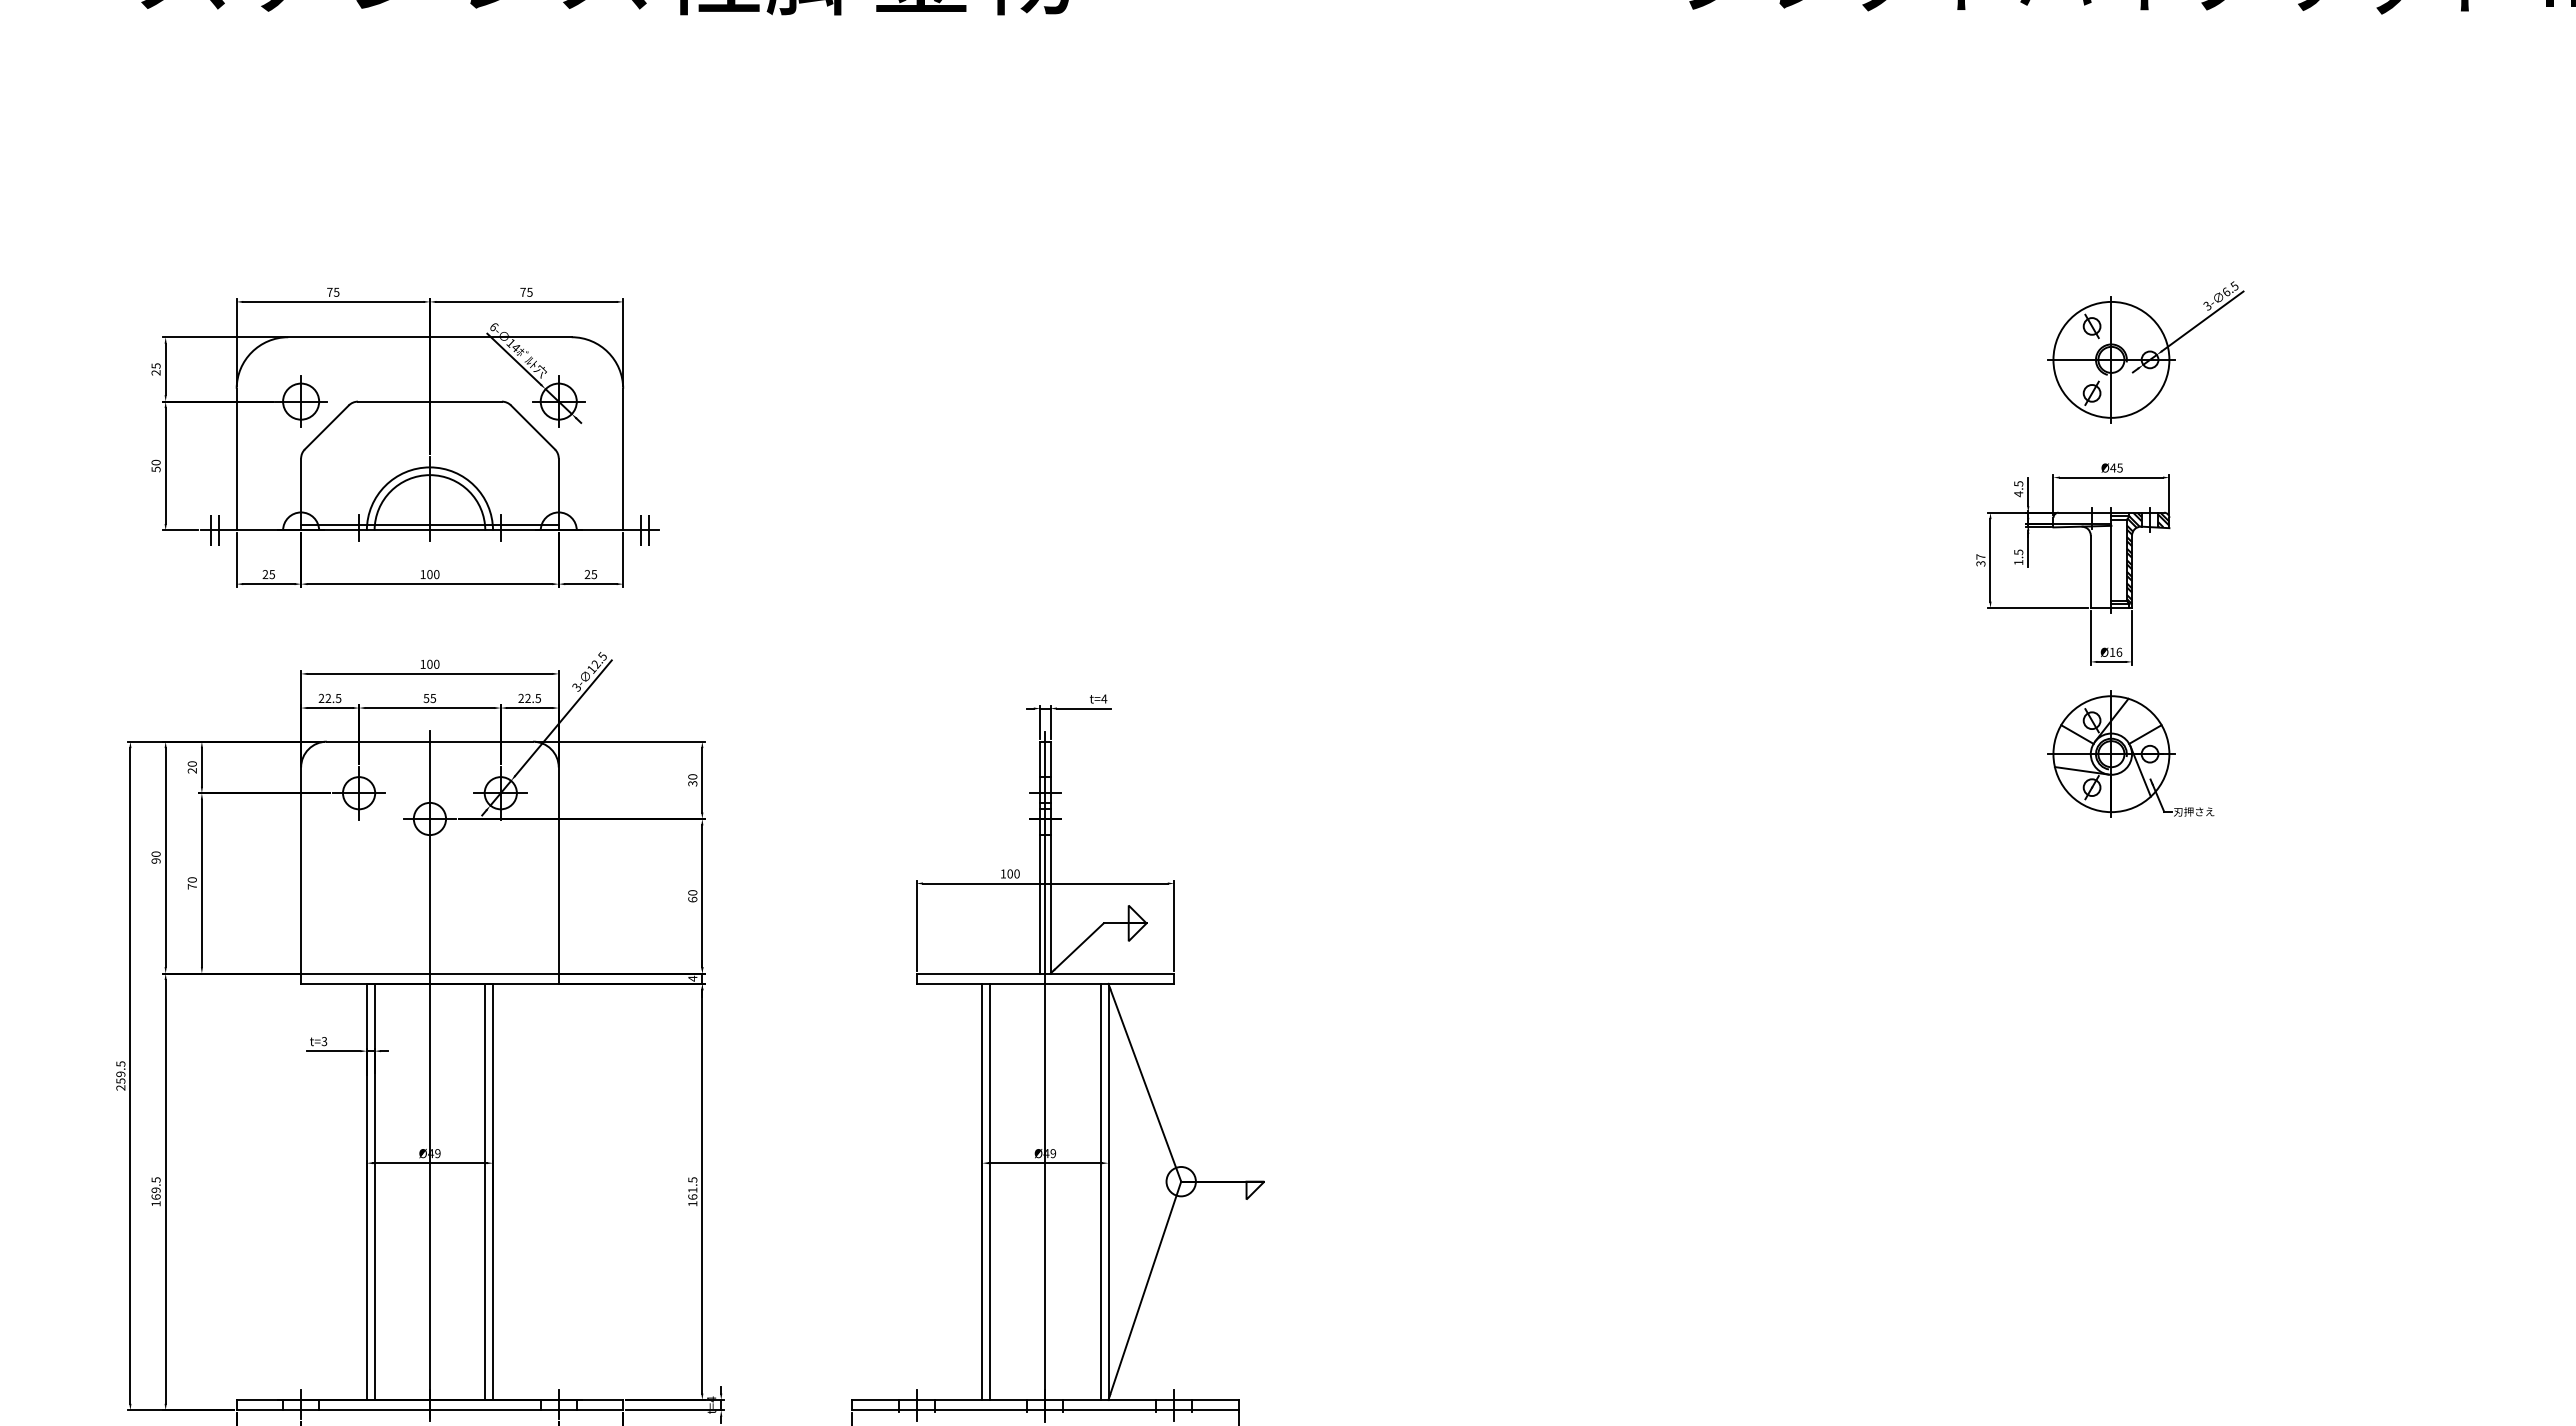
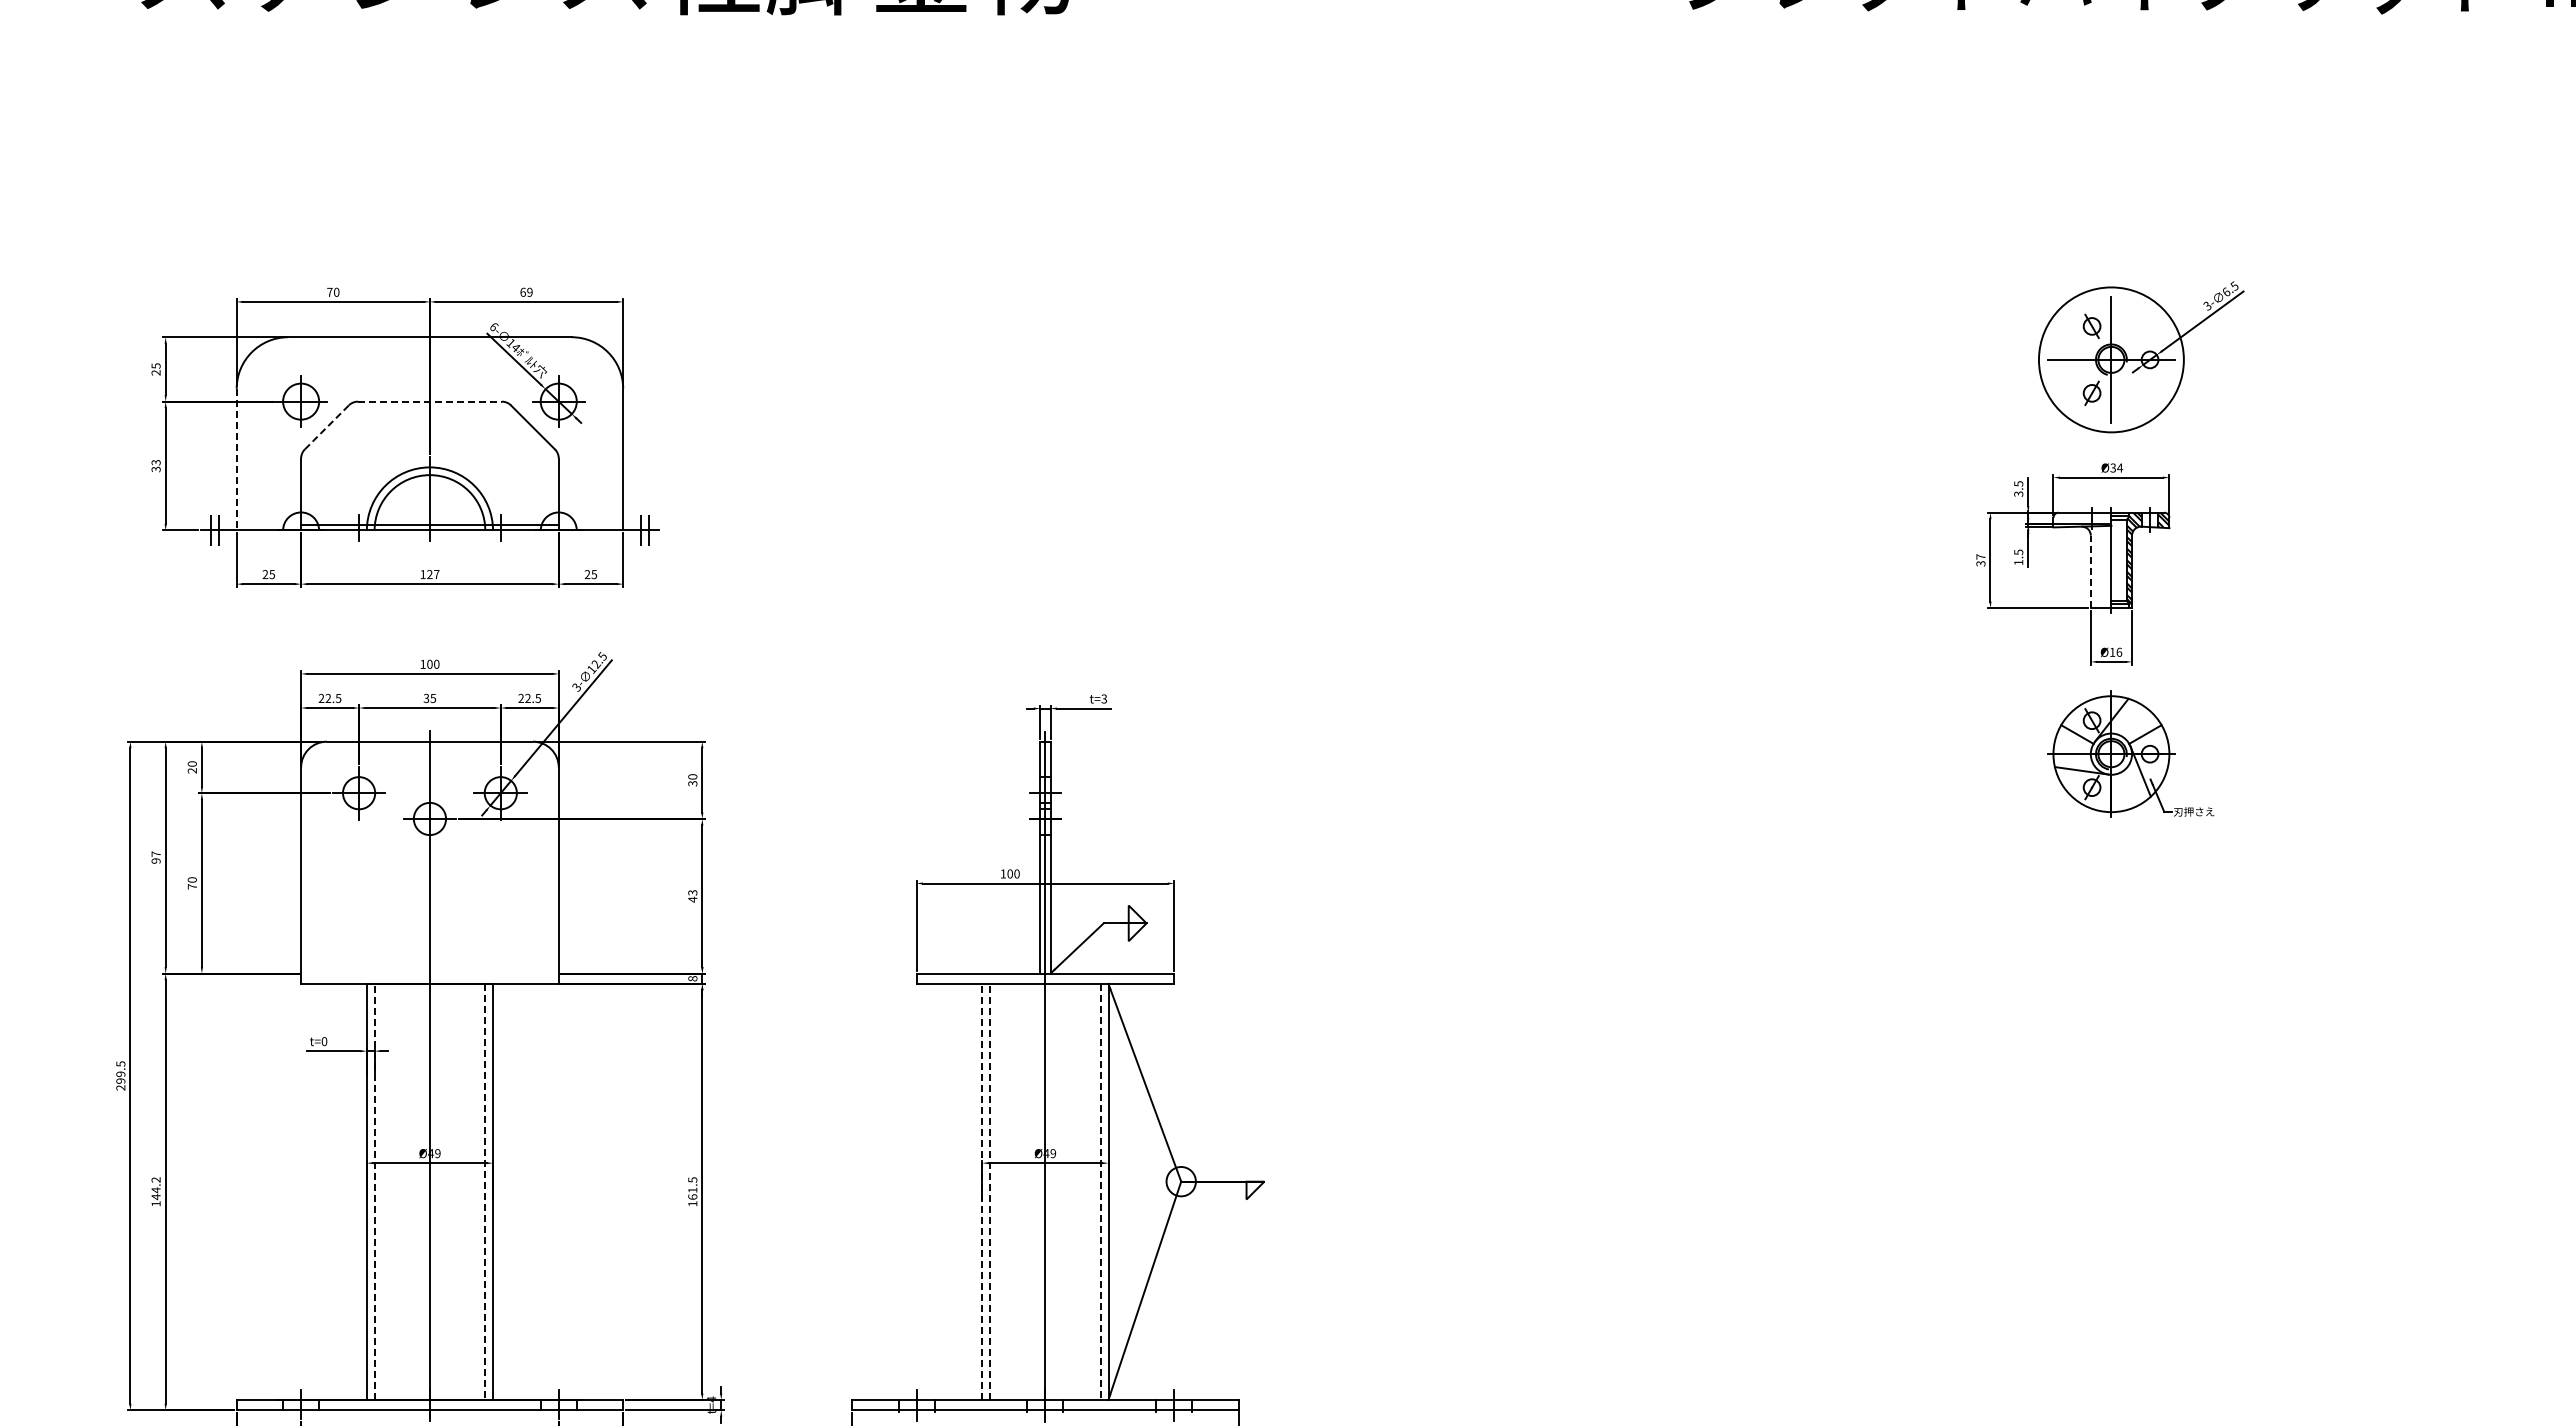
text: 75 -> 70 (336, 291)
text: 75 -> 69 (526, 291)
circle diameter: 116 px -> 145 px (2110, 359)
line: solid -> dashed (429, 401)
line: solid -> dashed (327, 427)
line: solid -> dashed (236, 459)
text: 50 -> 33 (155, 465)
text: Ø45 -> Ø34 (2116, 467)
text: 4.5 -> 3.5 (2018, 494)
line: solid -> dashed (2090, 571)
text: 100 -> 127 (433, 574)
text: 55 -> 35 (426, 697)
text: t=4 -> t=3 (1104, 698)
text: 90 -> 97 (155, 853)
text: 60 -> 43 (692, 896)
line: present -> none (429, 973)
text: 4 -> 8 (692, 978)
text: t=3 -> t=0 (324, 1041)
text: 259.5 -> 299.5 (120, 1080)
text: 169.5 -> 144.2 (155, 1188)
line: solid -> dashed (374, 1191)
line: solid -> dashed (982, 1191)
line: solid -> dashed (990, 1191)
line: solid -> dashed (485, 1192)
line: solid -> dashed (1100, 1192)
